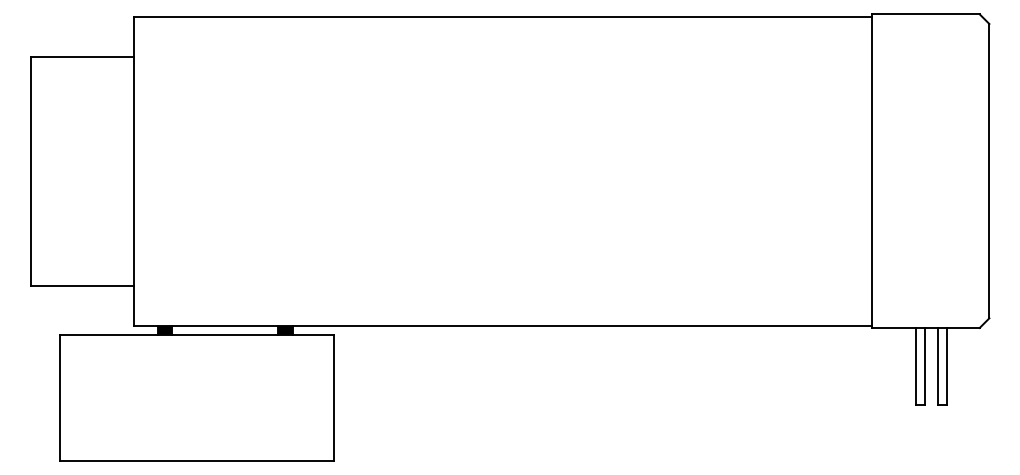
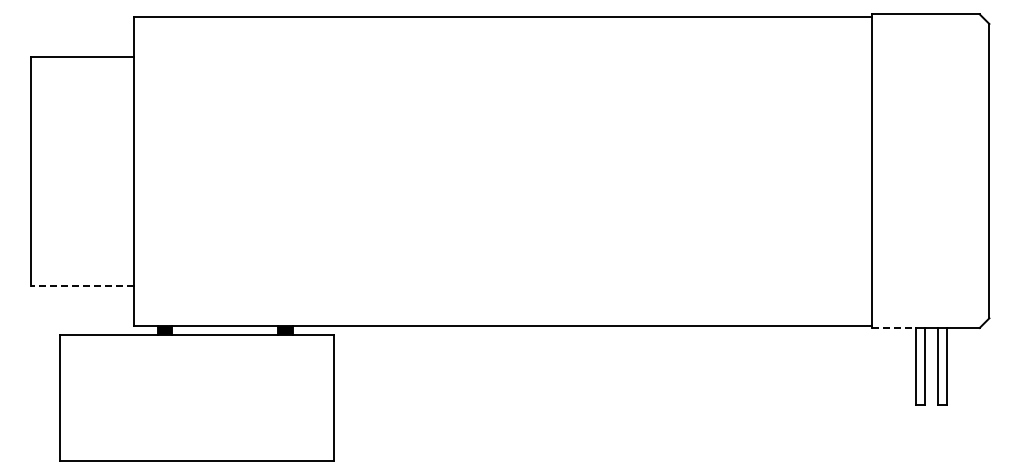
line: solid -> dashed (82, 285)
line: solid -> dashed (894, 327)
